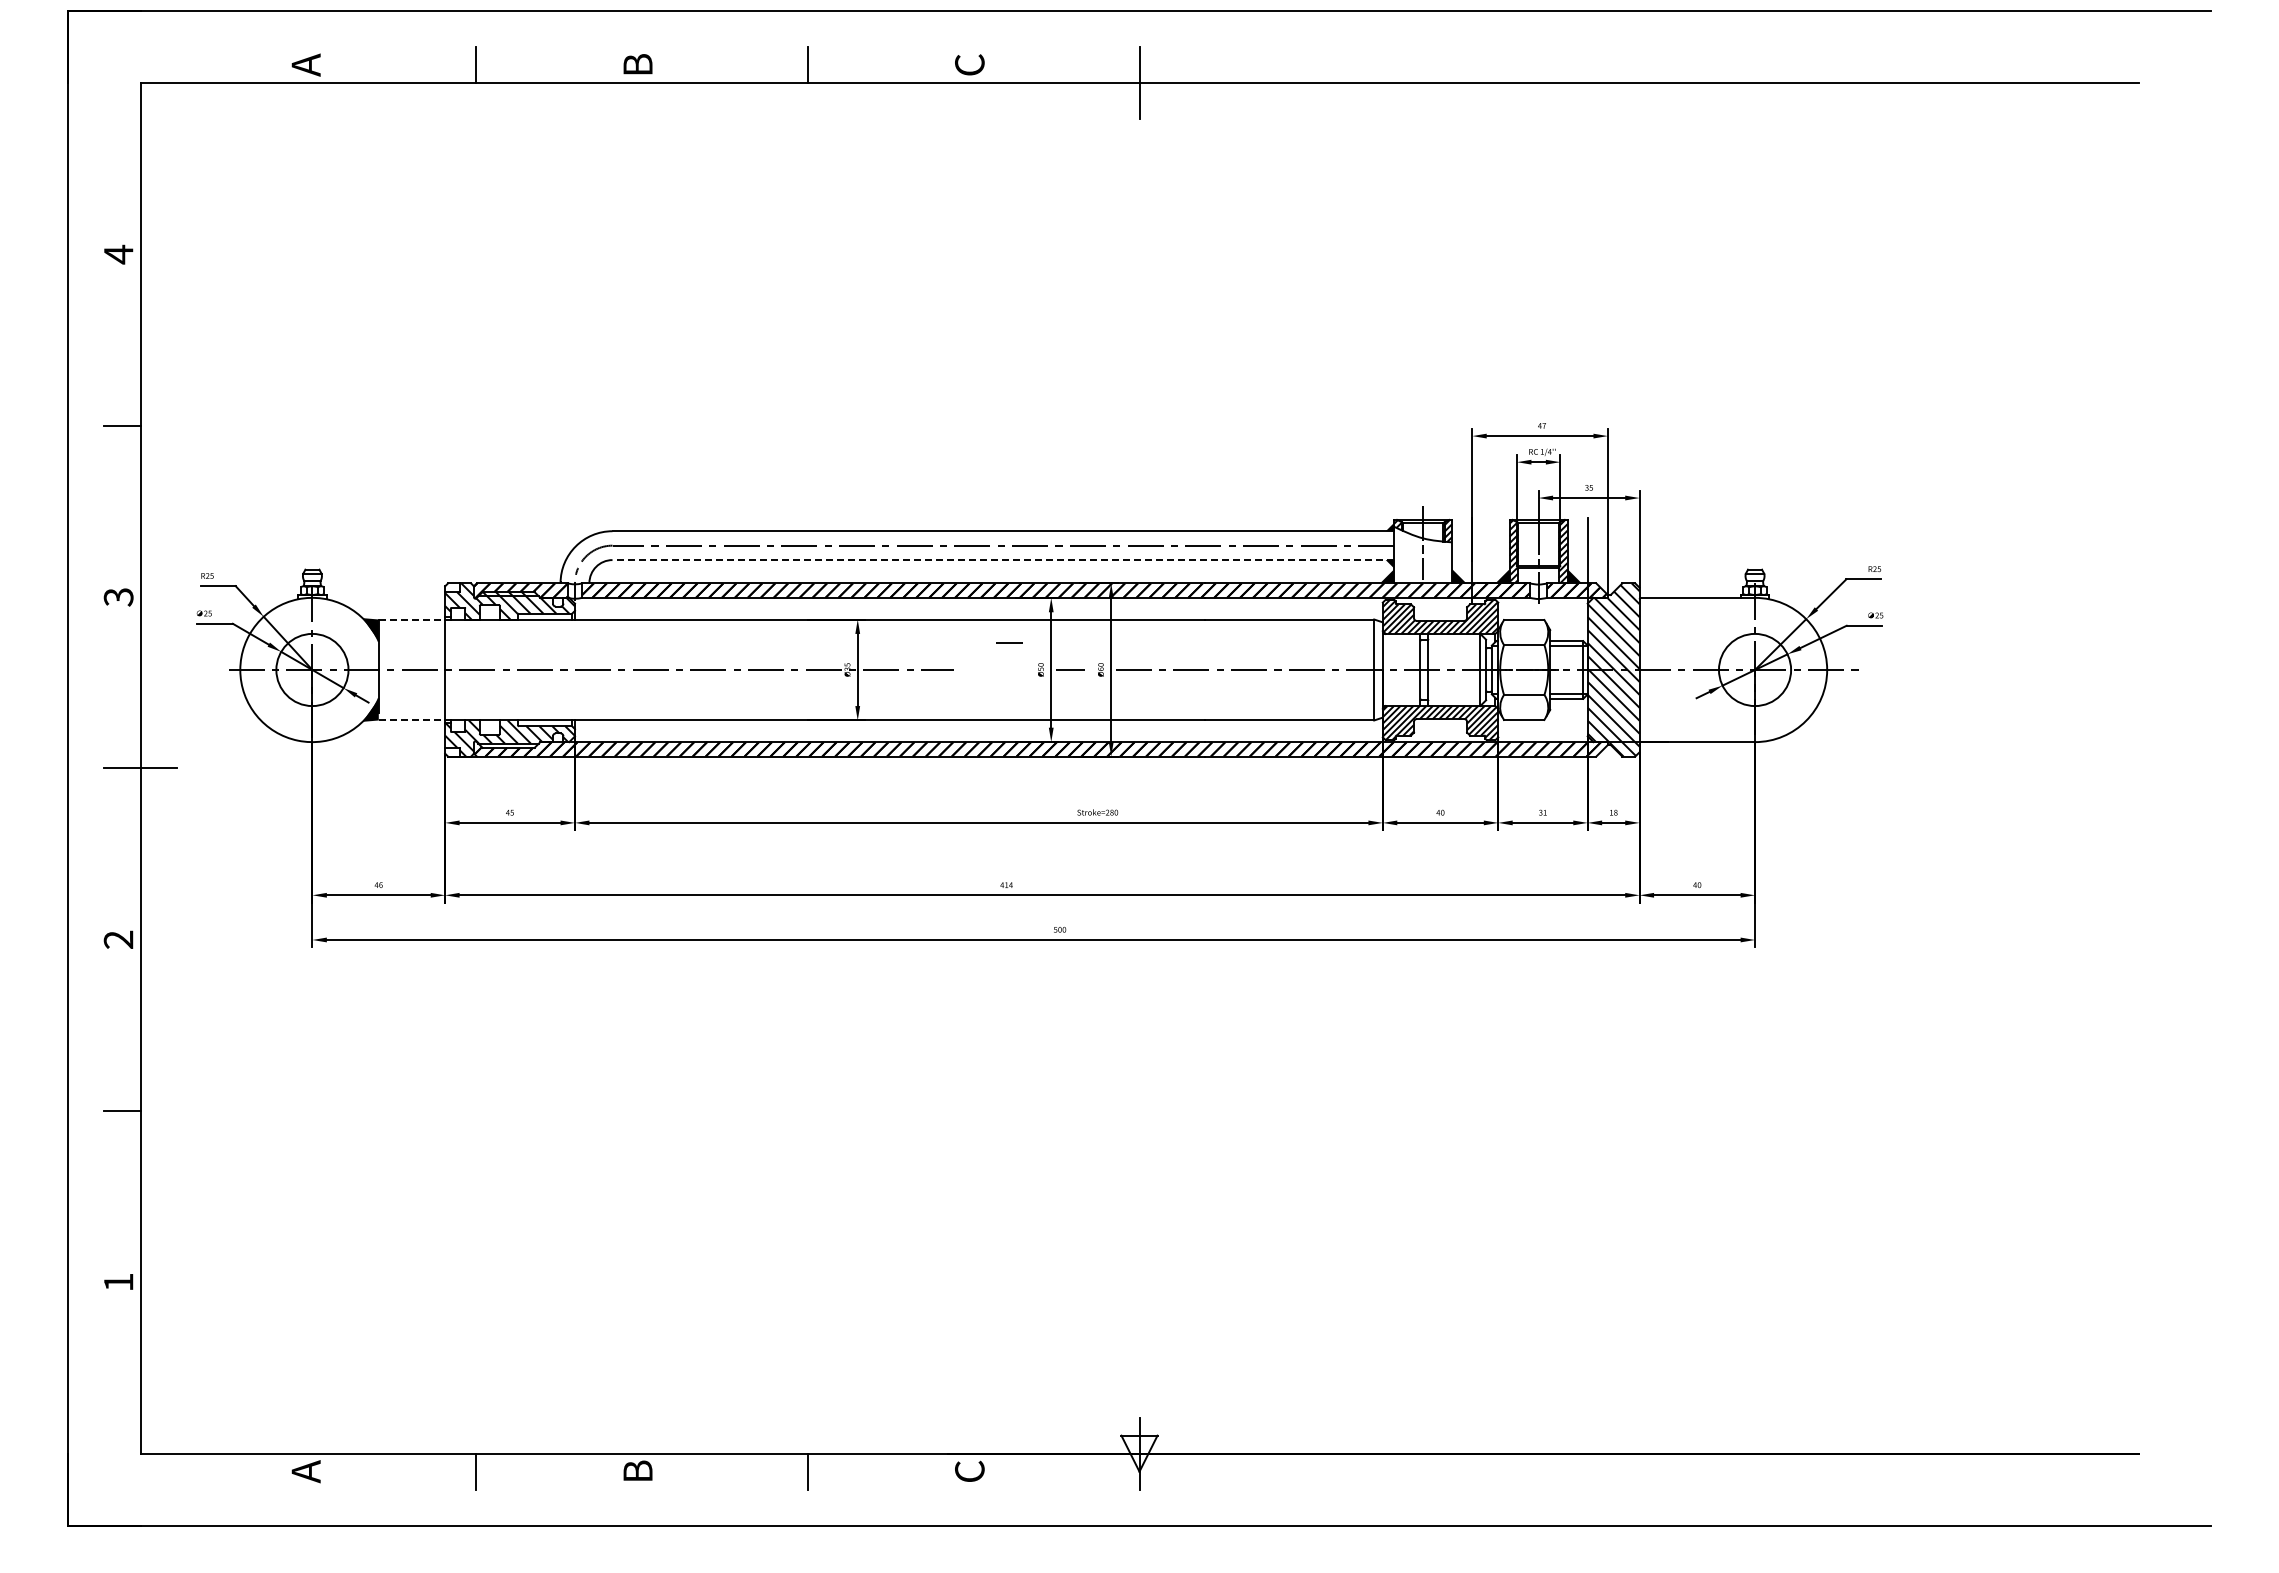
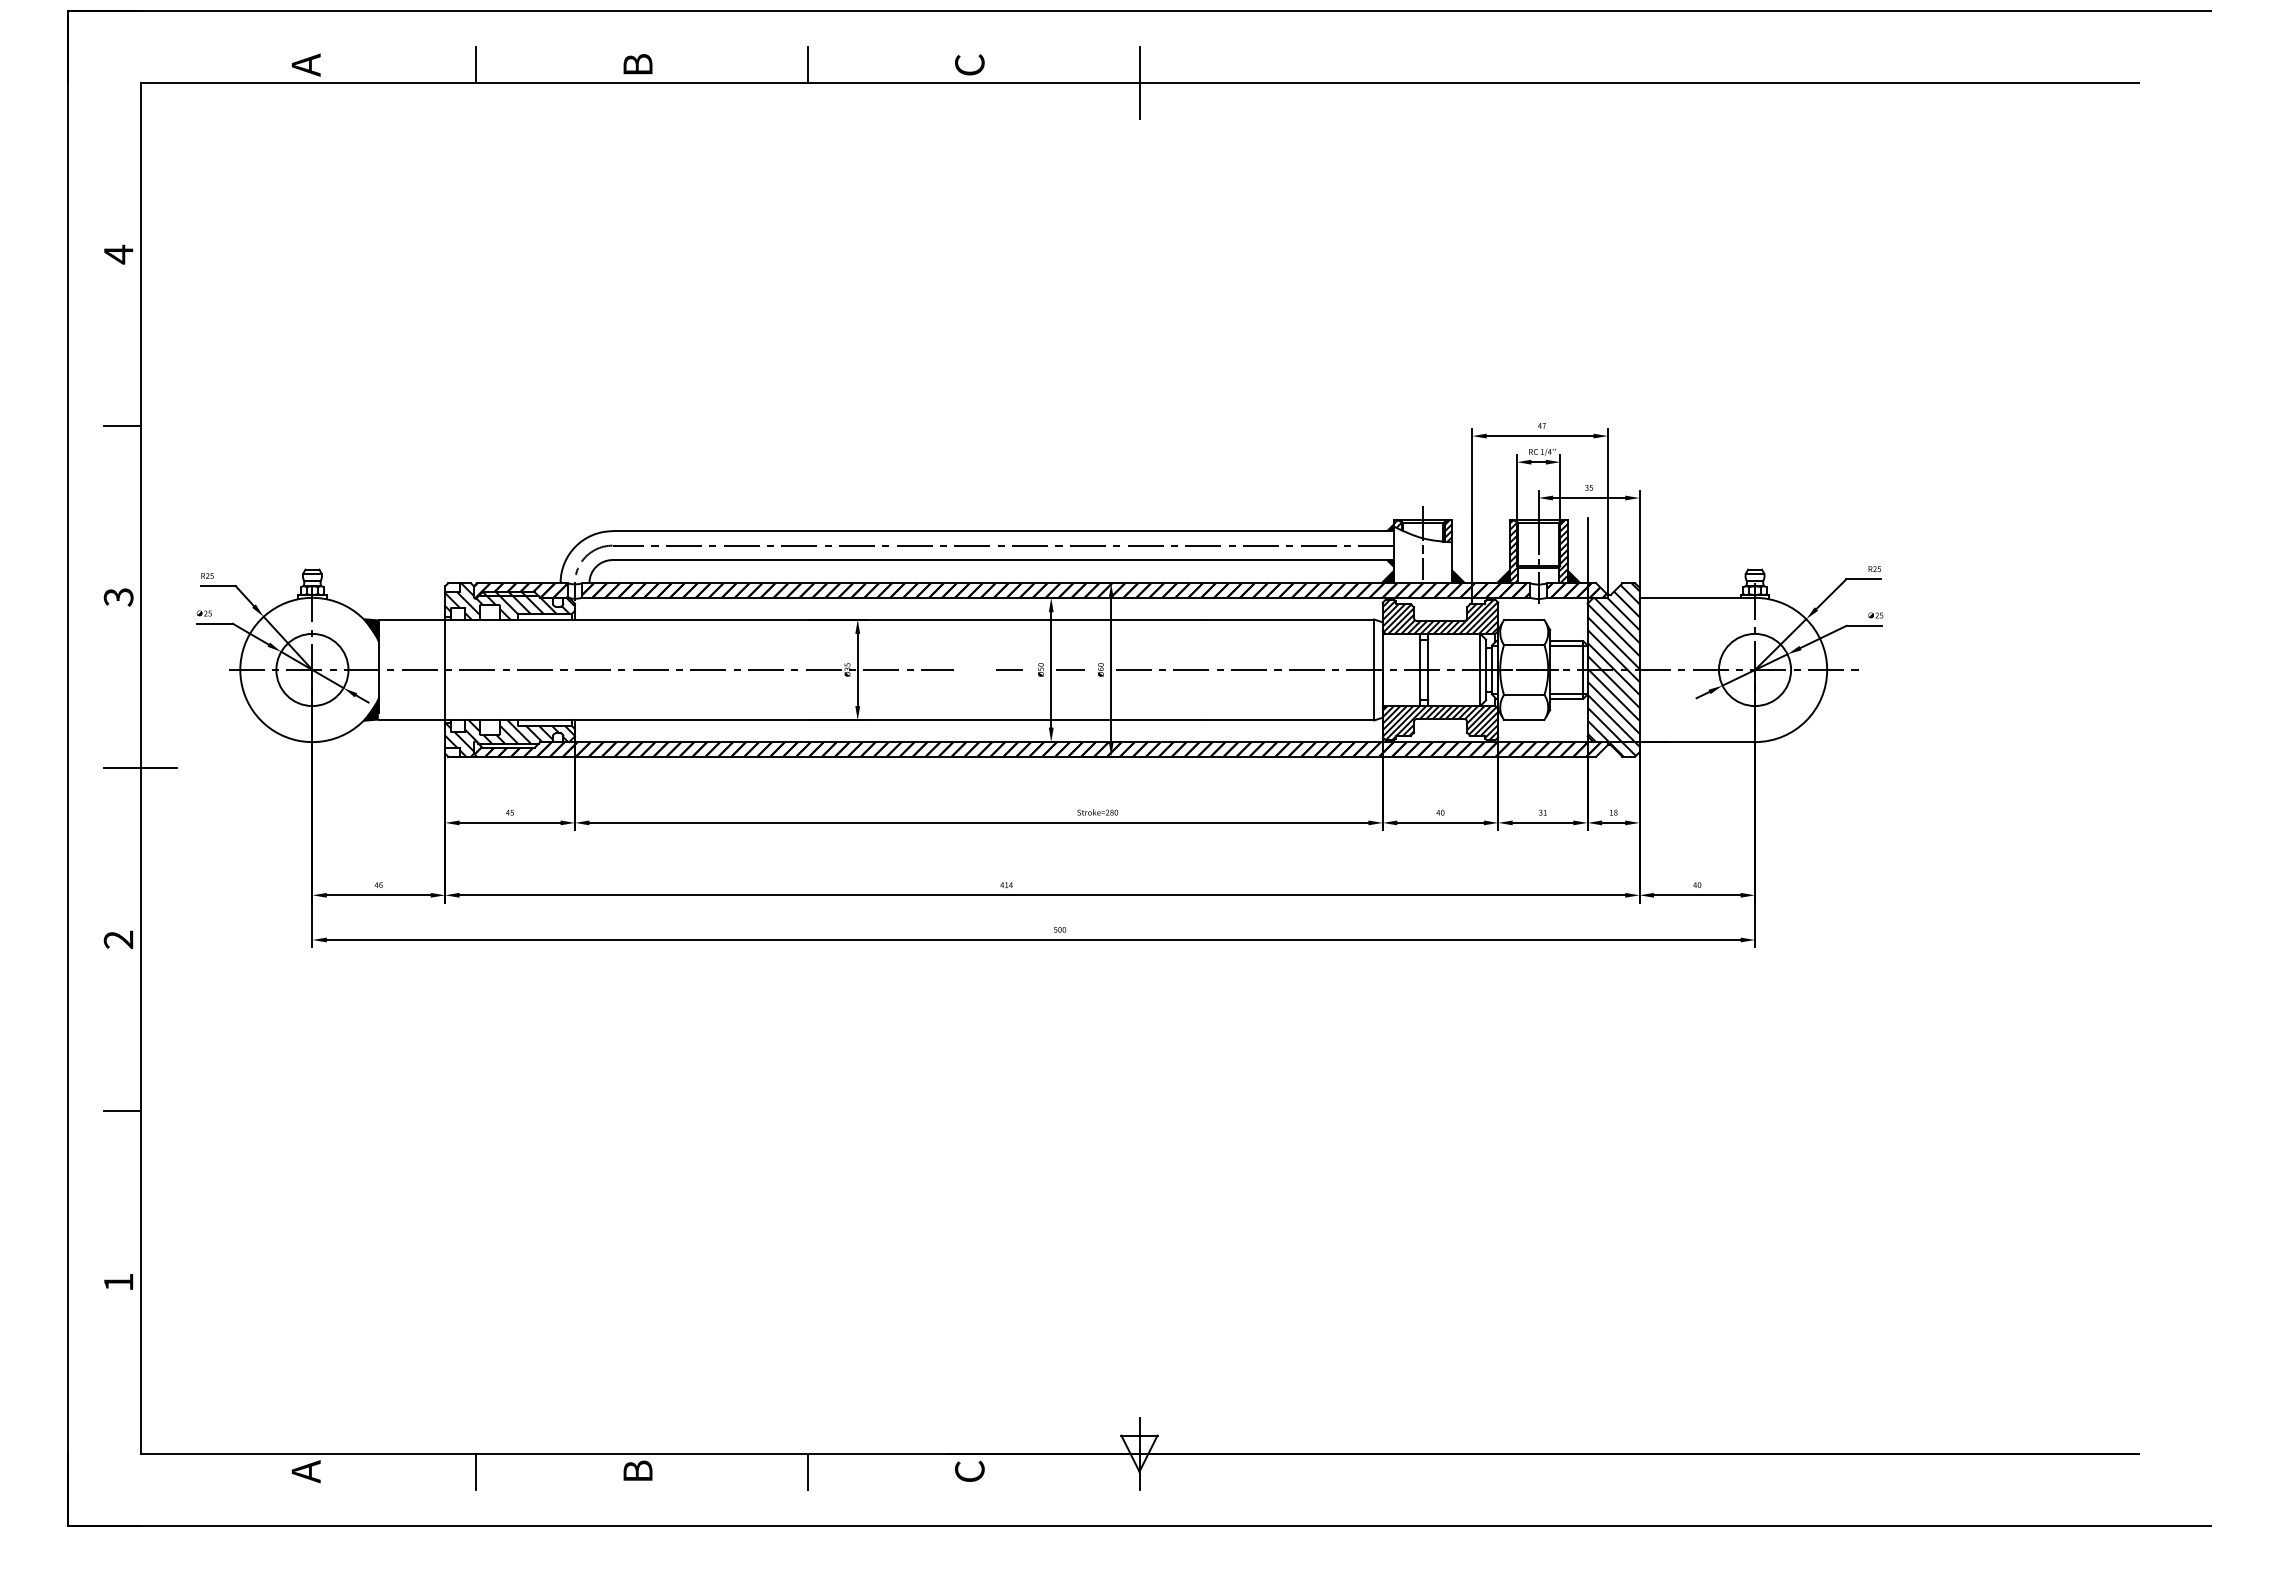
line: dashed -> solid (1003, 560)
line: dashed -> solid (412, 619)
line position: (1009, 642) -> (1009, 669) (1009, 669)
line: dashed -> solid (412, 720)
